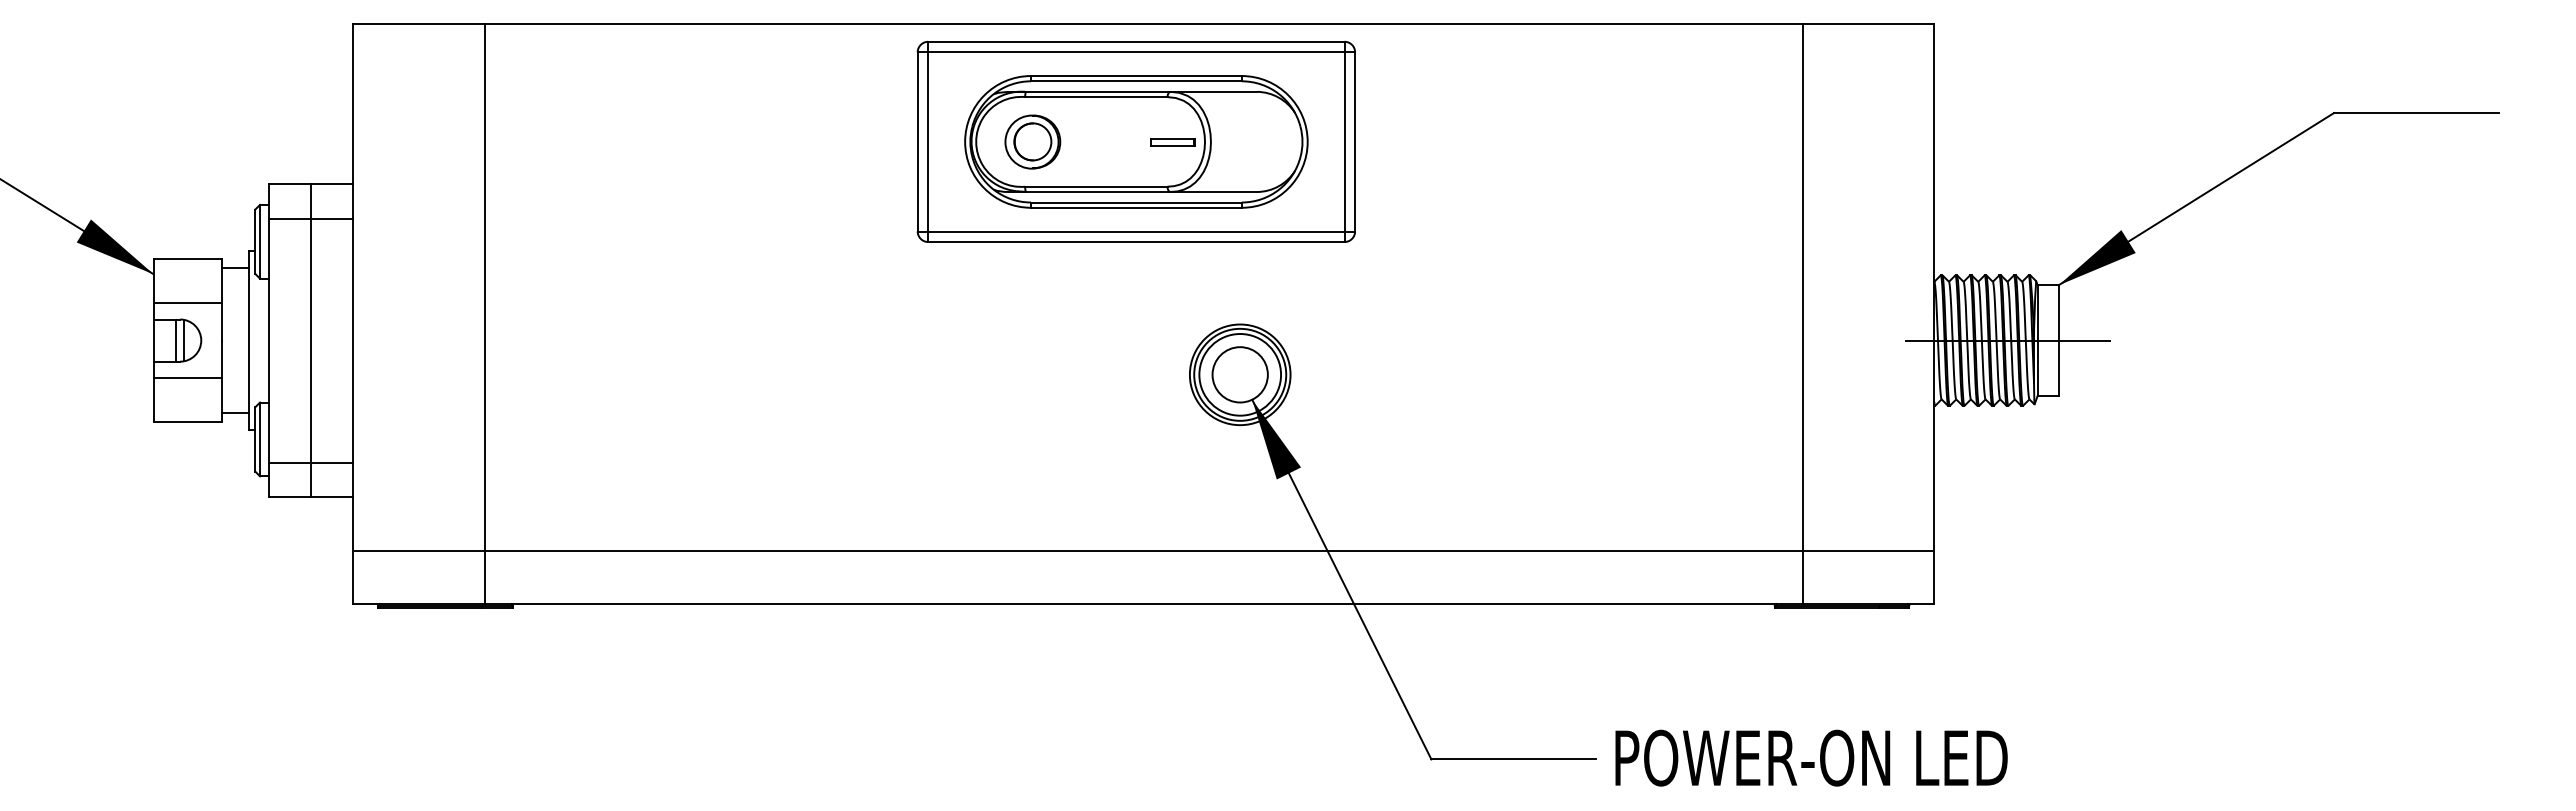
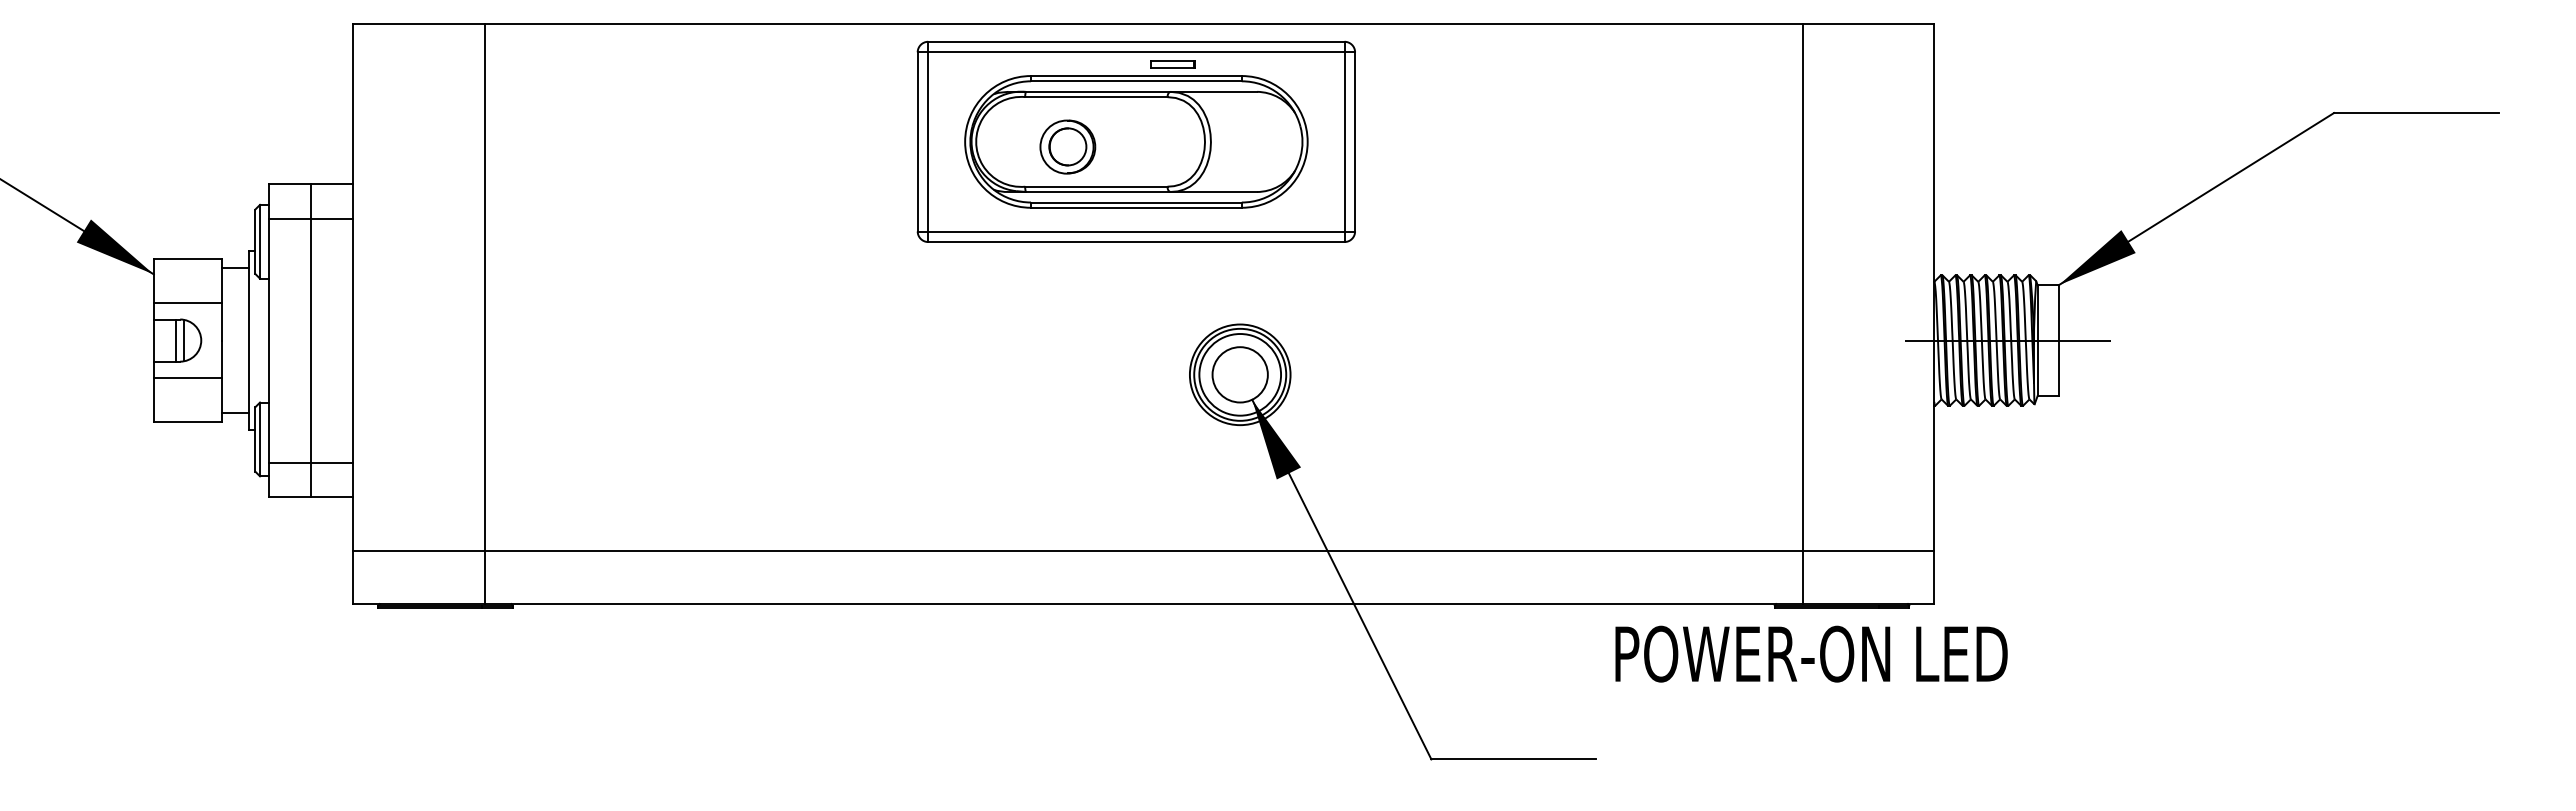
part position: (1032, 141) -> (1067, 146) (1067, 146)
part position: (1172, 142) -> (1172, 64) (1172, 64)
text position: (1811, 757) -> (1811, 653) (1811, 653)
